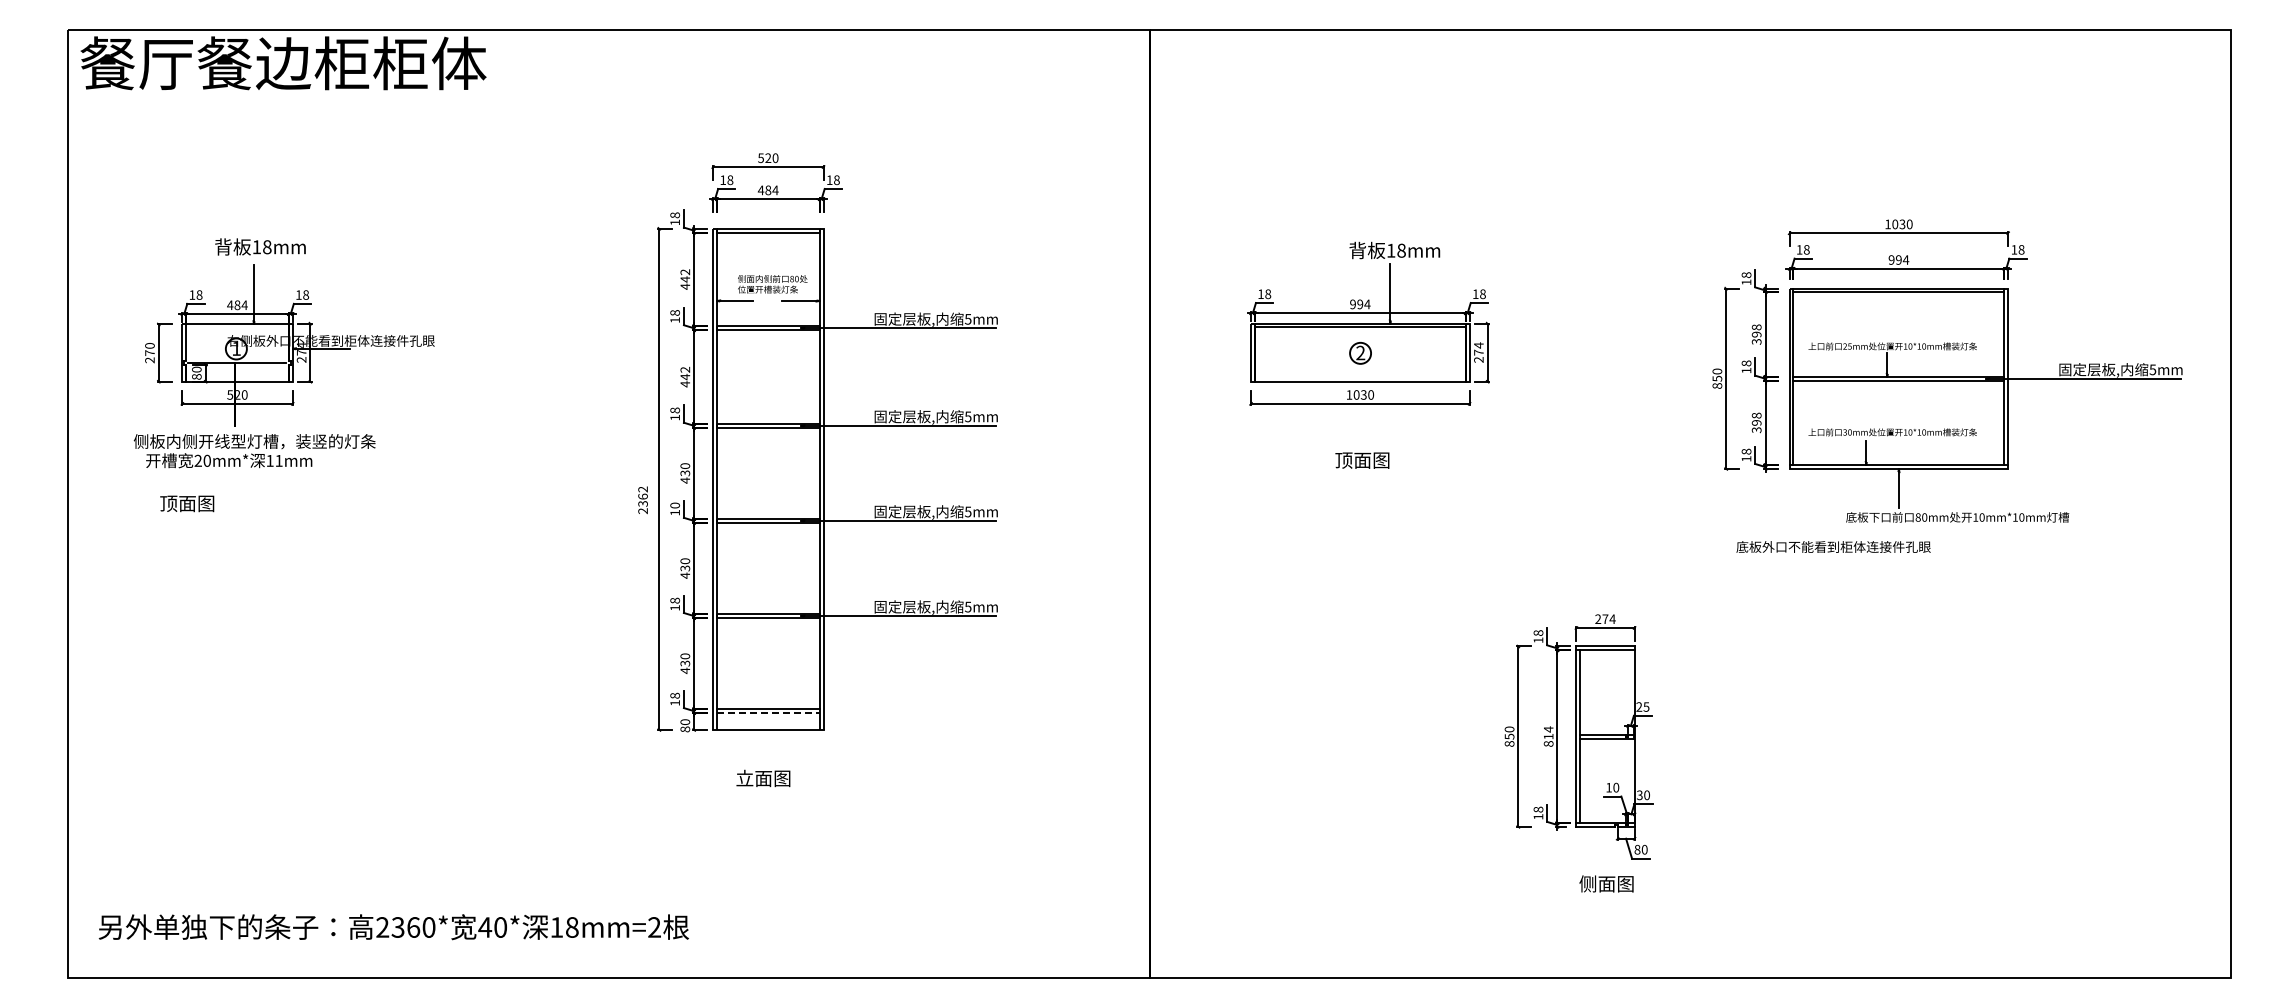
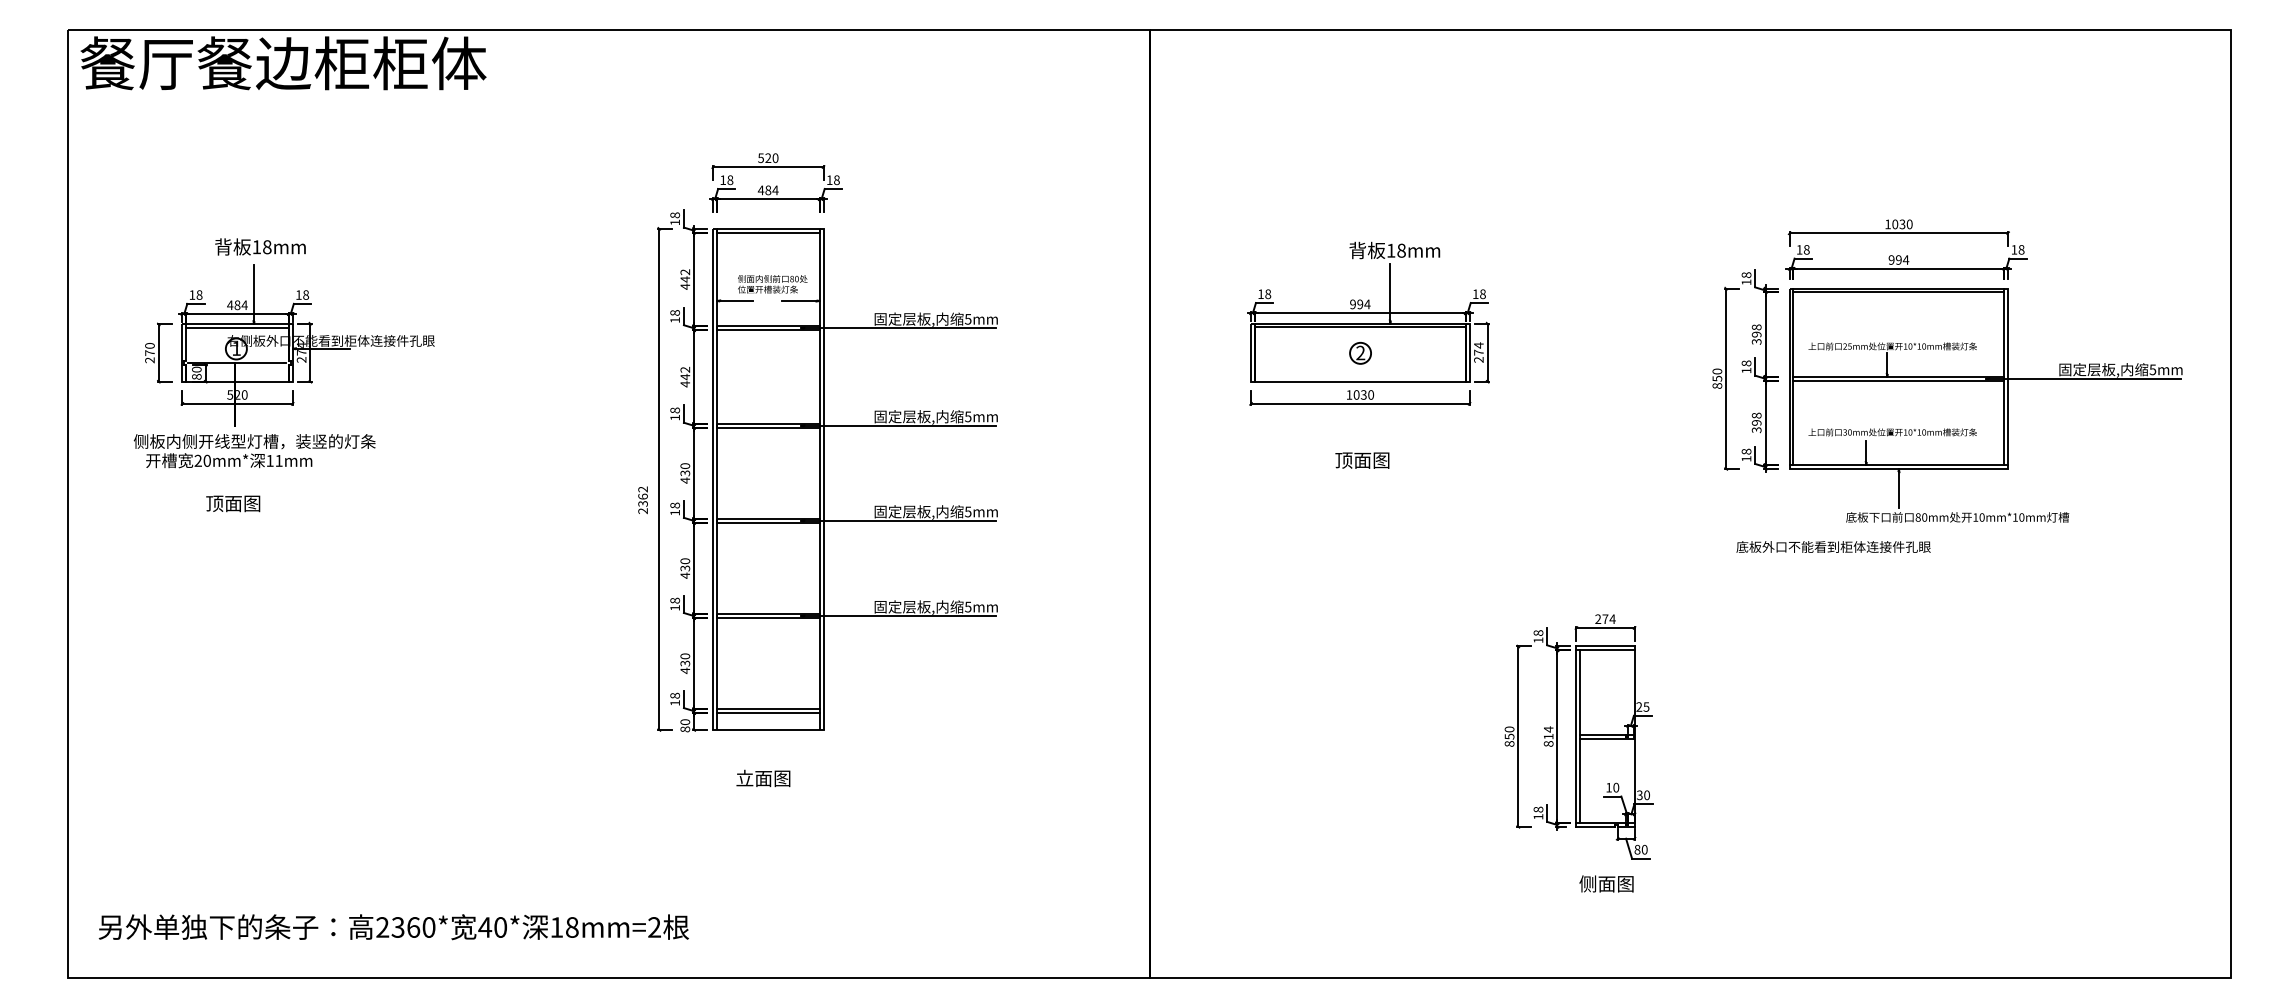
line: none -> present (237, 328)
text position: (187, 503) -> (233, 503) (233, 503)
text: 10 -> 18 (675, 505)
line: dashed -> solid (768, 713)
